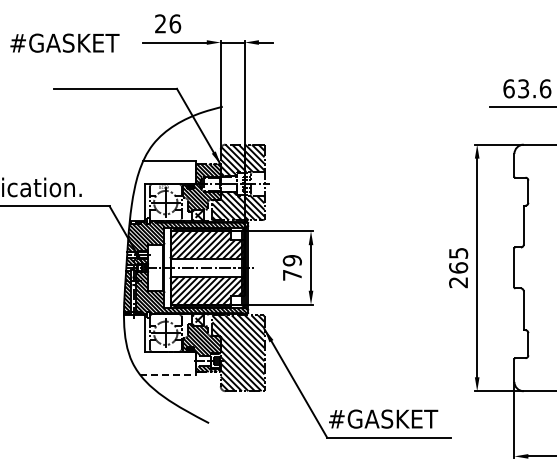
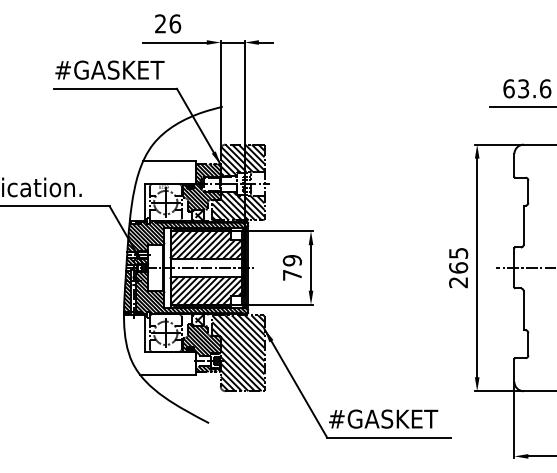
text position: (64, 42) -> (109, 69) (109, 69)
line: none -> present (524, 267)
line: dashed -> solid (168, 374)
